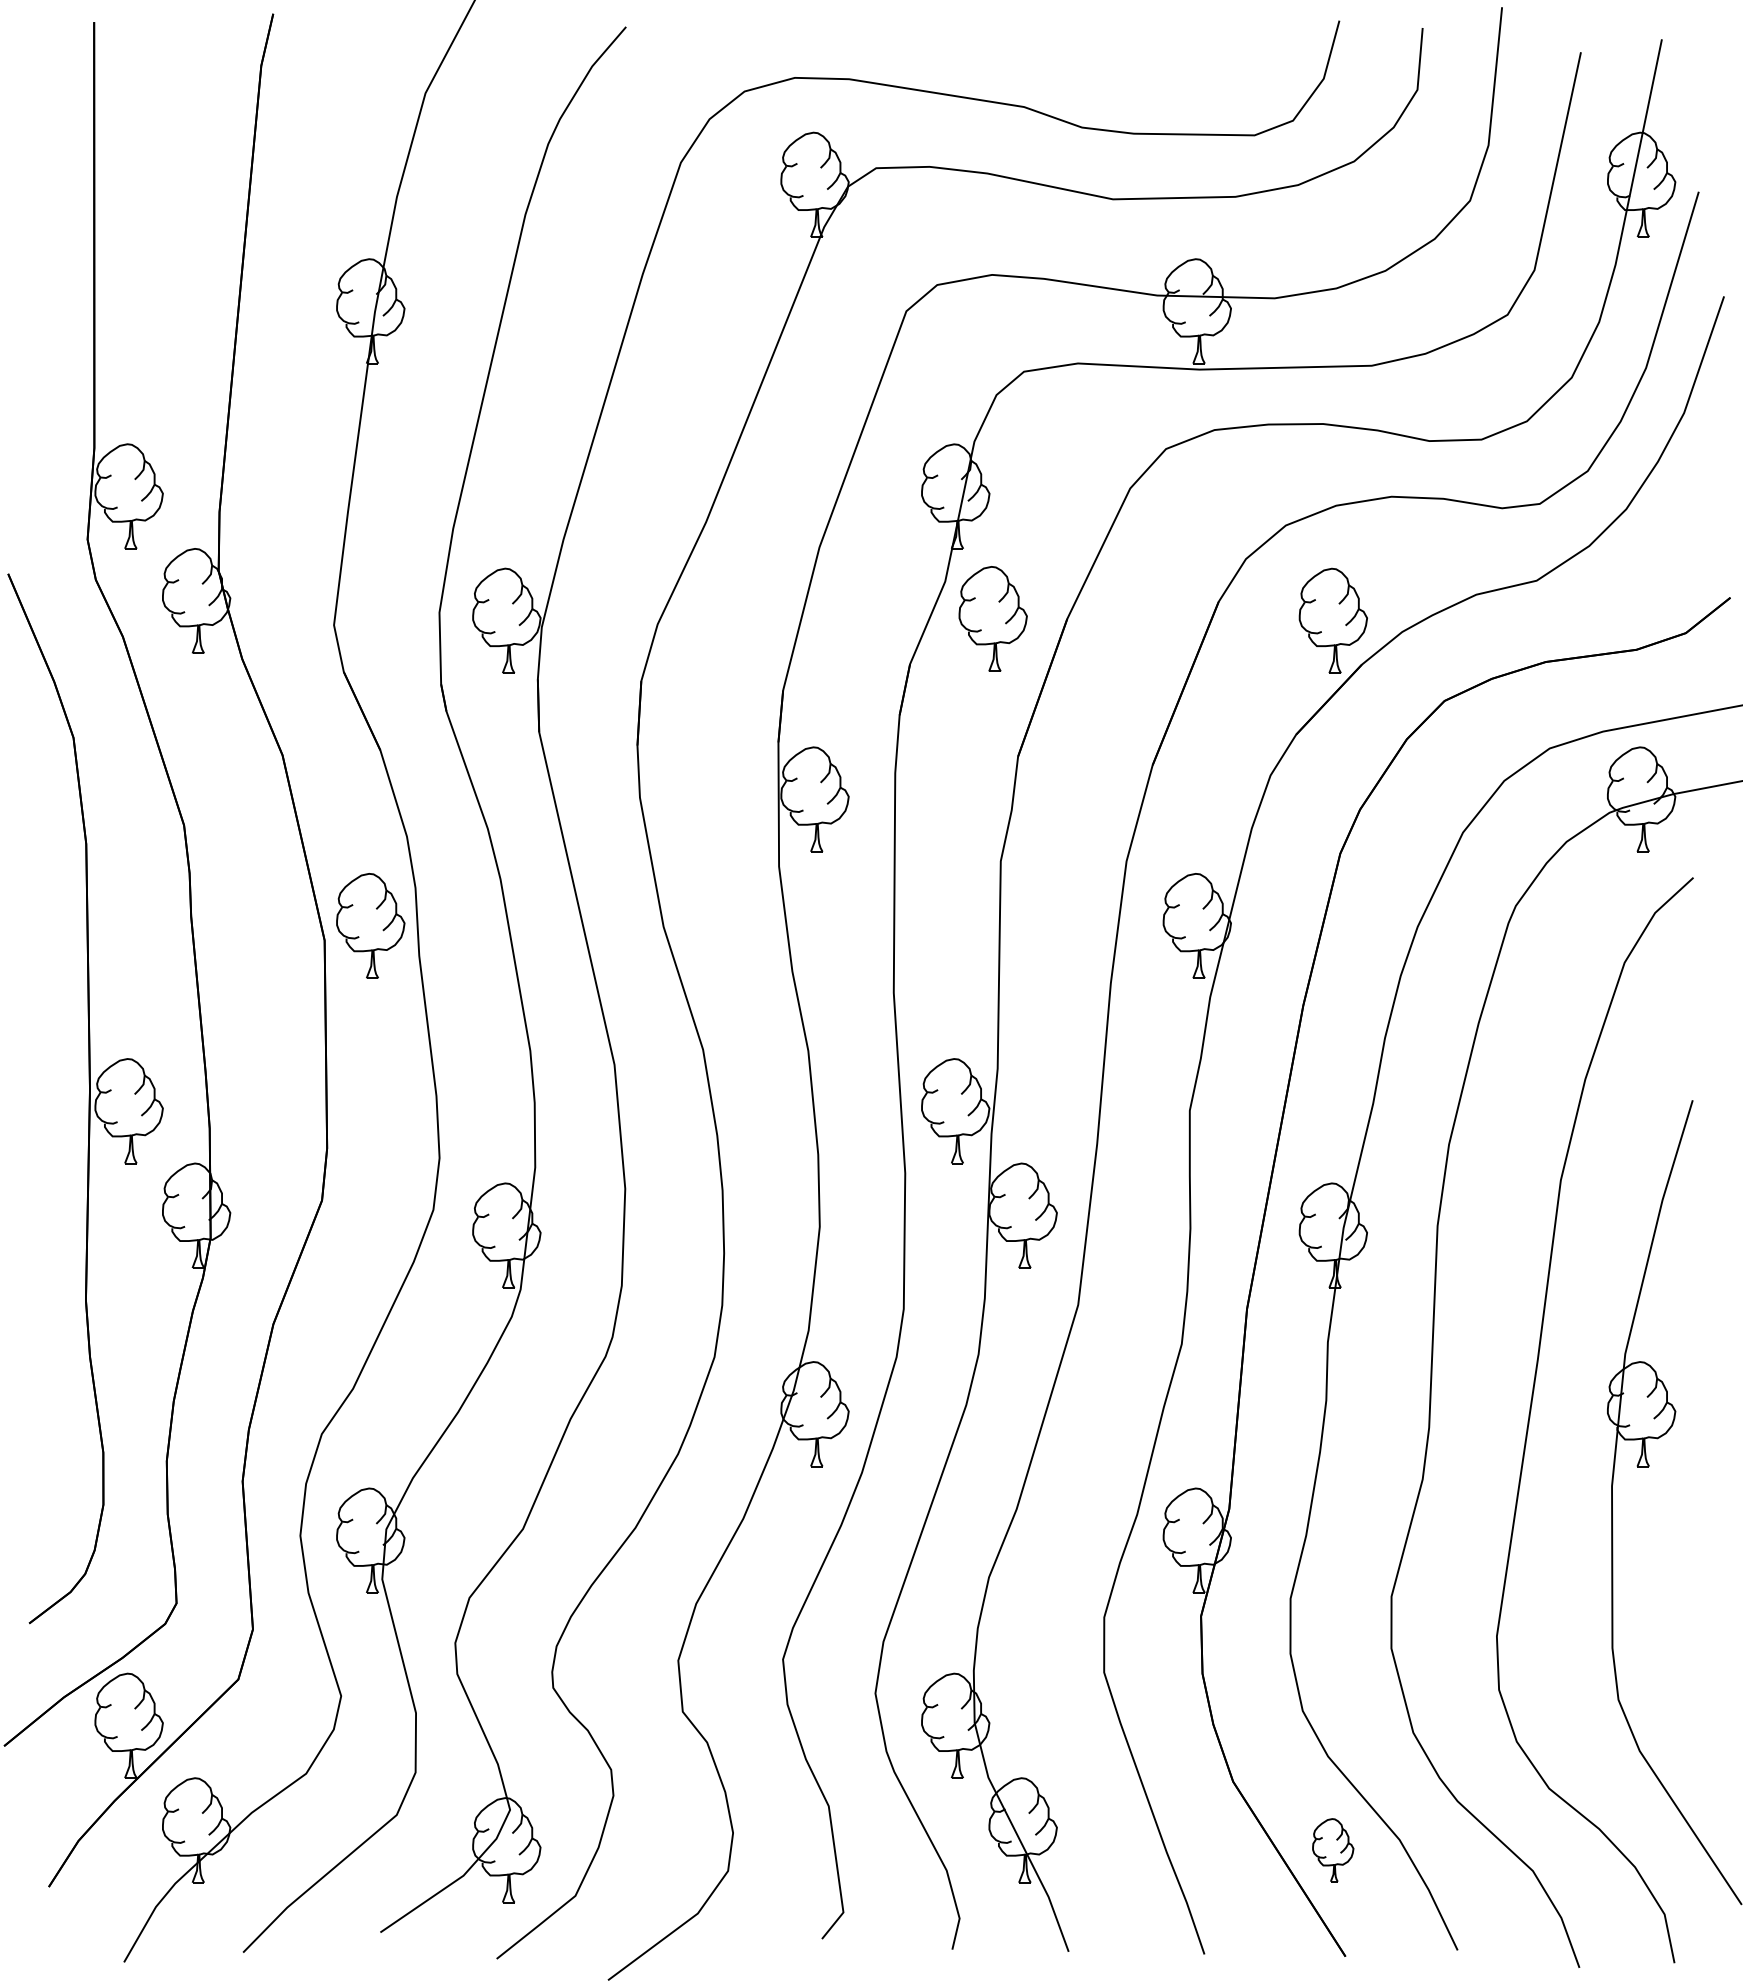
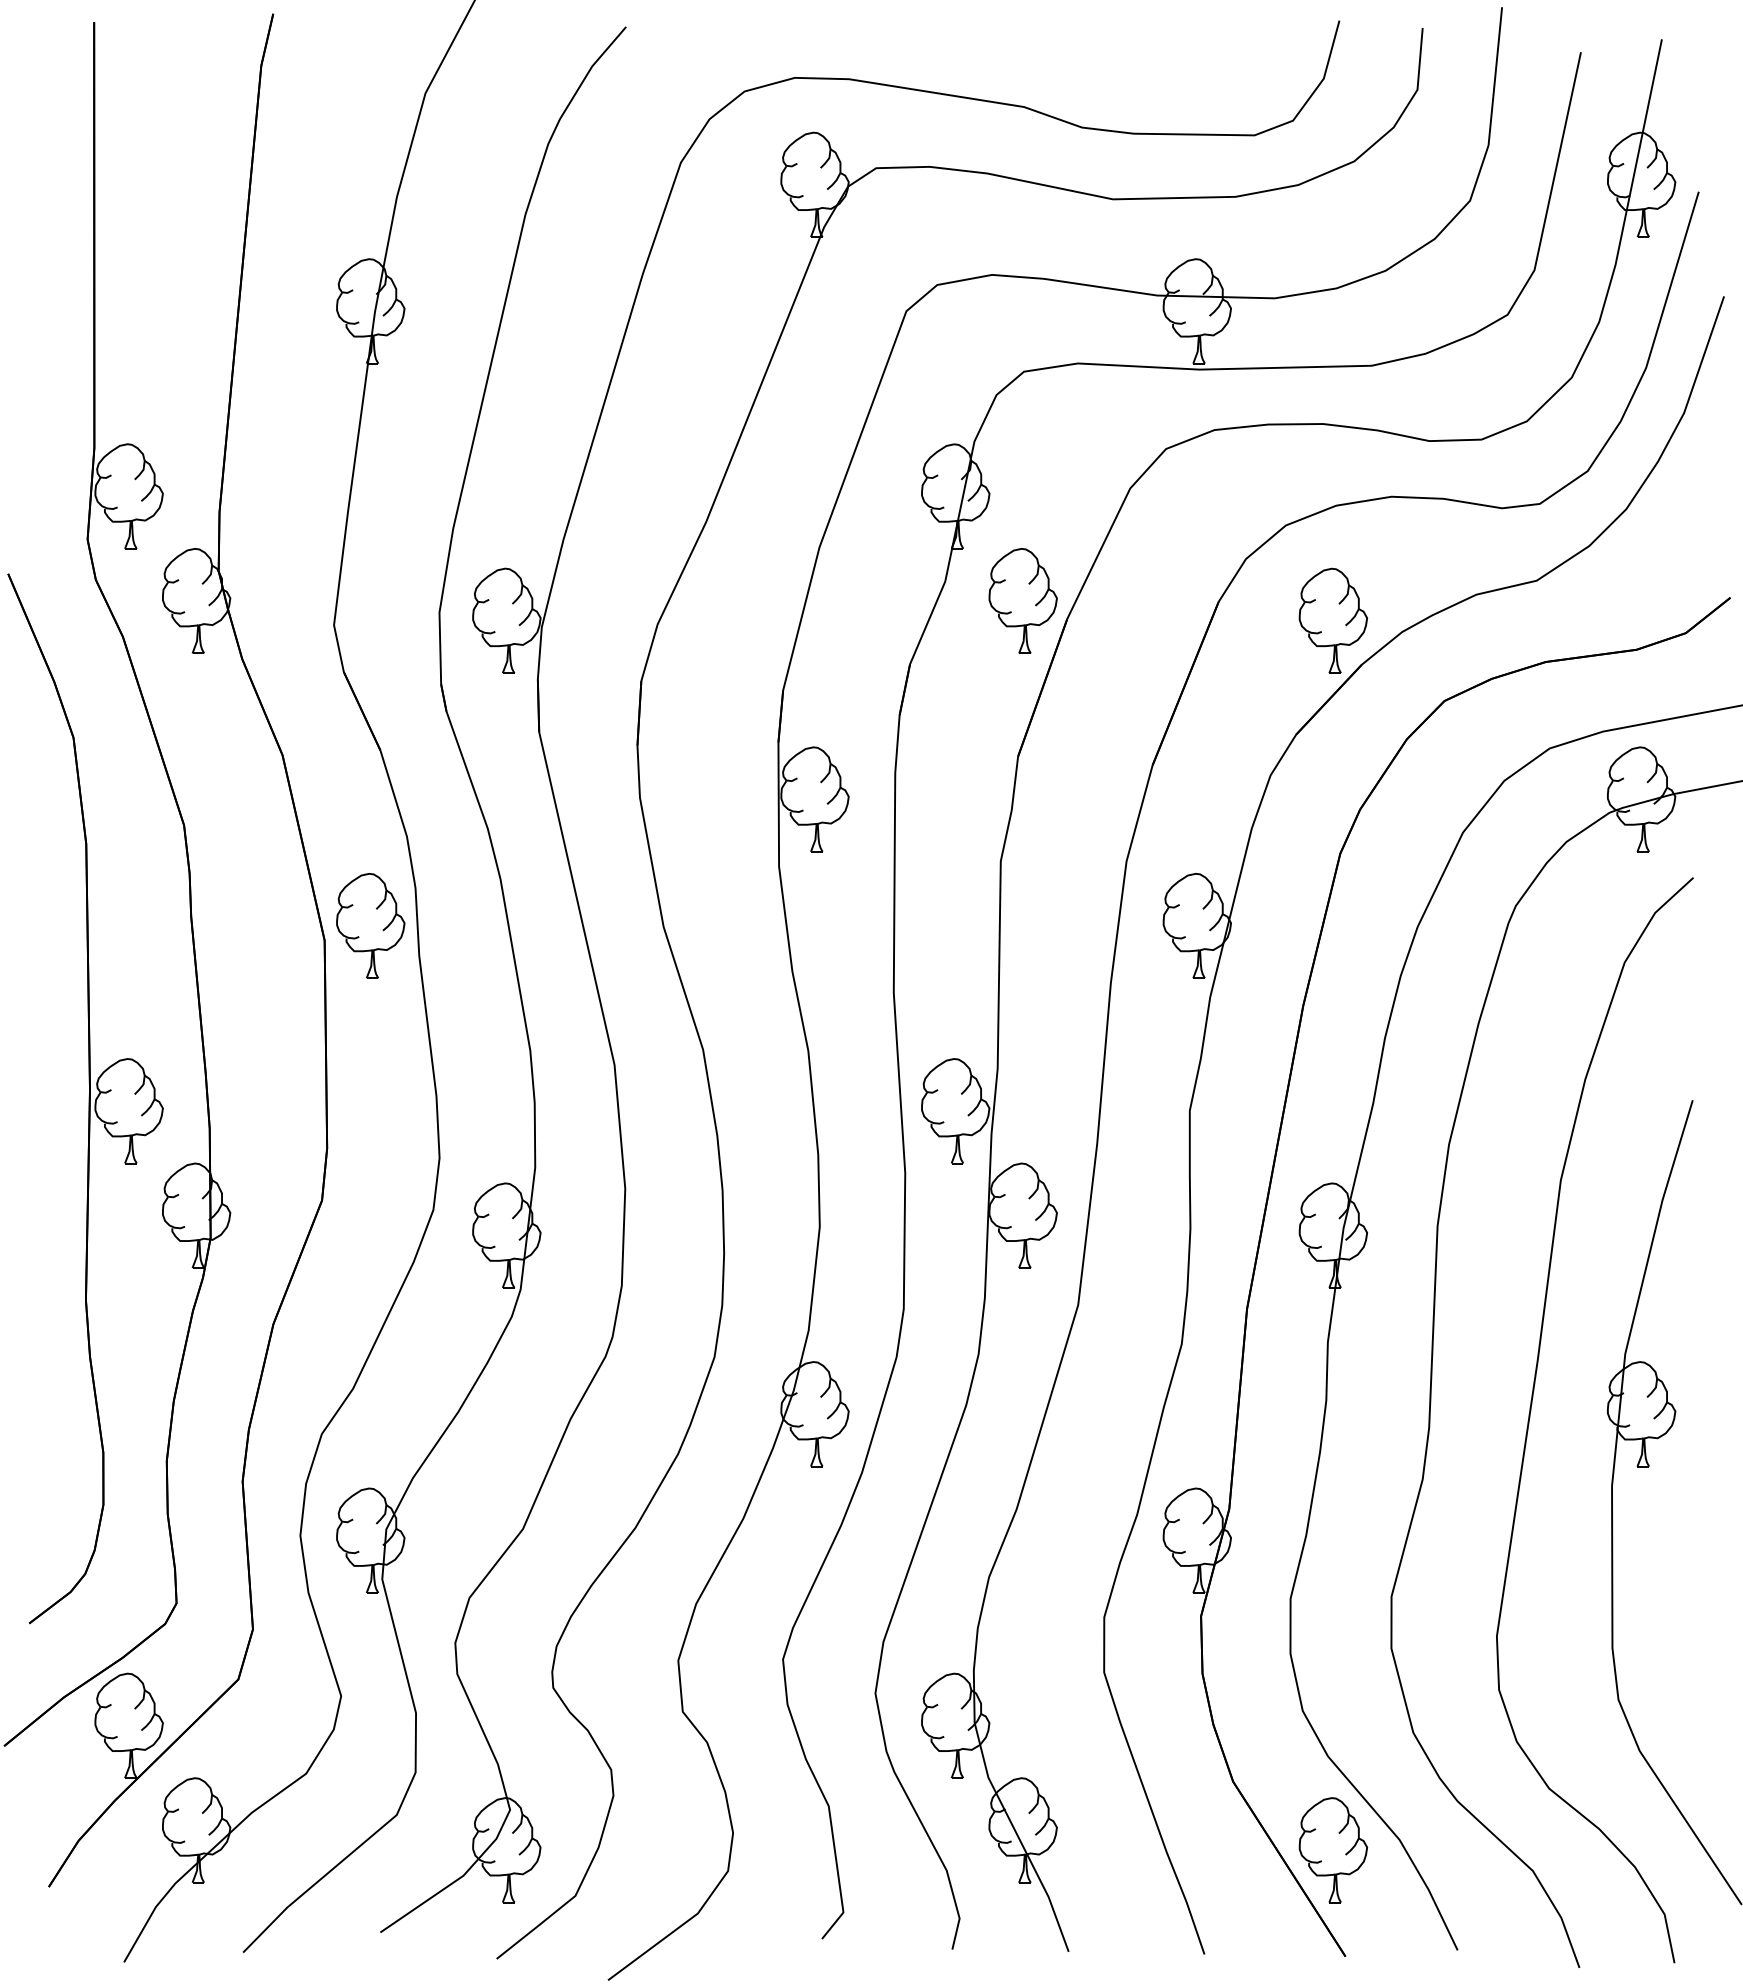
part position: (992, 618) -> (1022, 600) (1022, 600)
part size: 43x65 px -> 70x107 px (1332, 1850)
